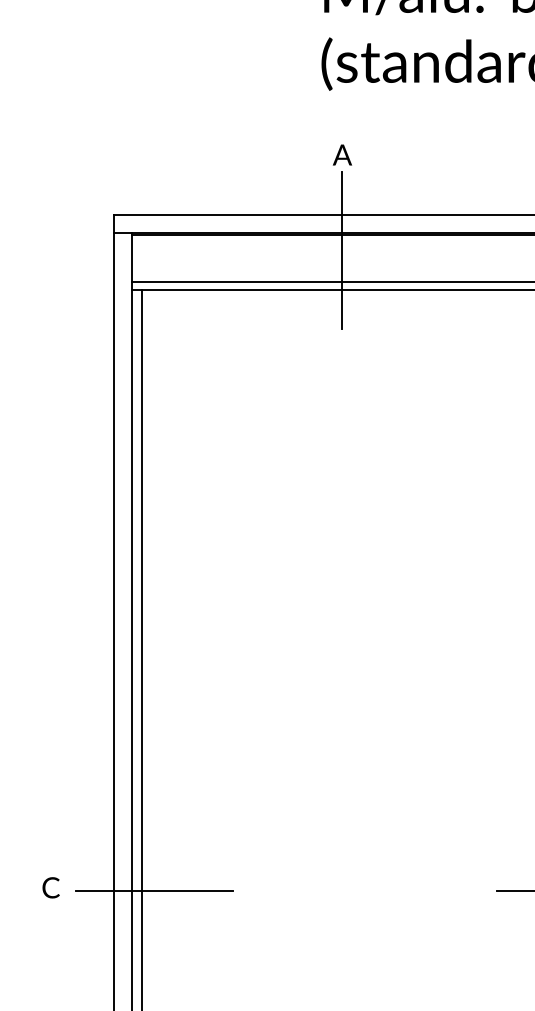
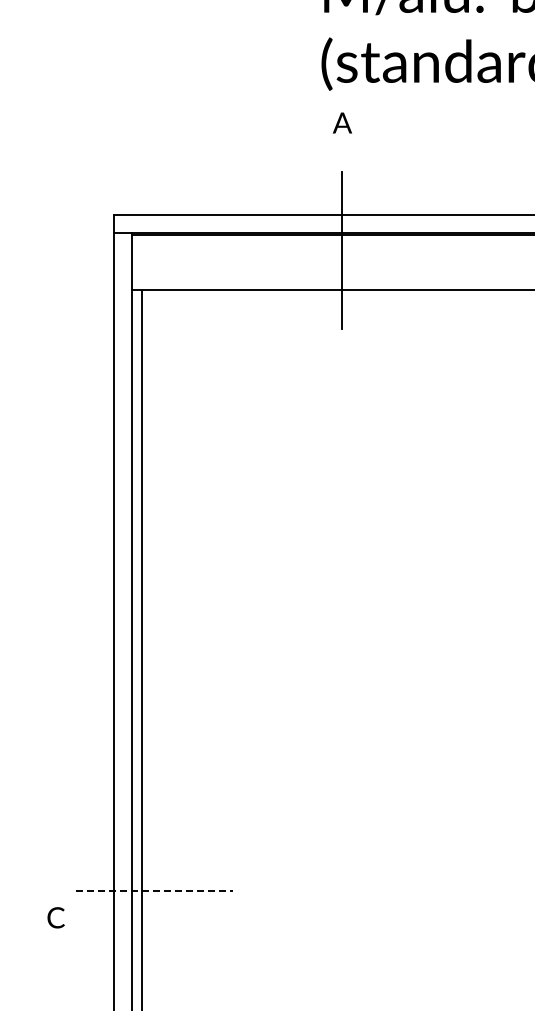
text position: (341, 154) -> (341, 122) (341, 122)
line: present -> none (331, 281)
text position: (50, 887) -> (55, 917) (55, 917)
line: solid -> dashed (154, 891)
line: present -> none (513, 891)
